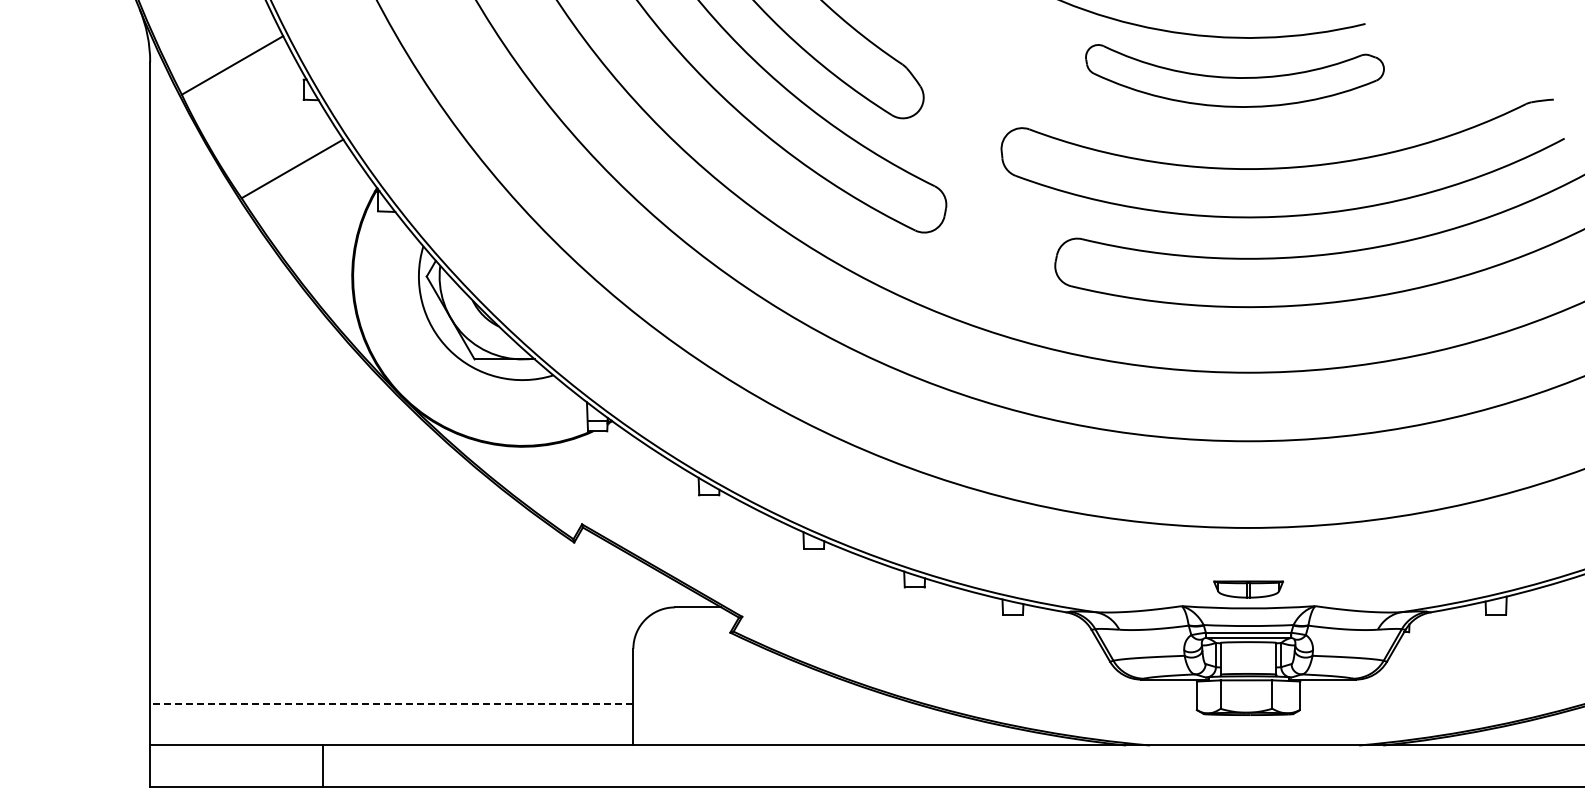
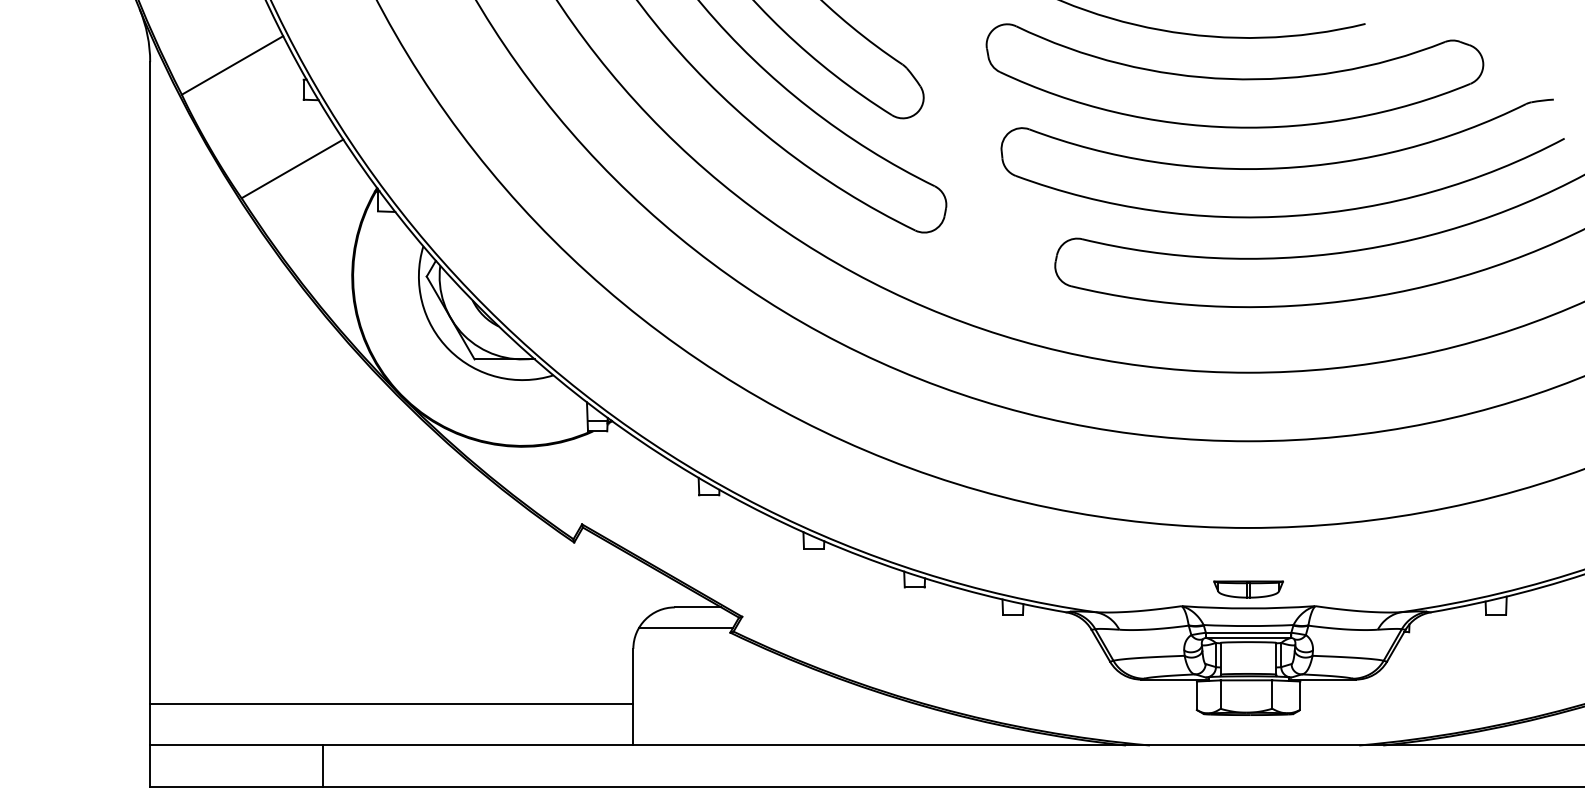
part size: 300x64 px -> 500x106 px (1234, 75)
line: none -> present (685, 628)
line: dashed -> solid (391, 704)
